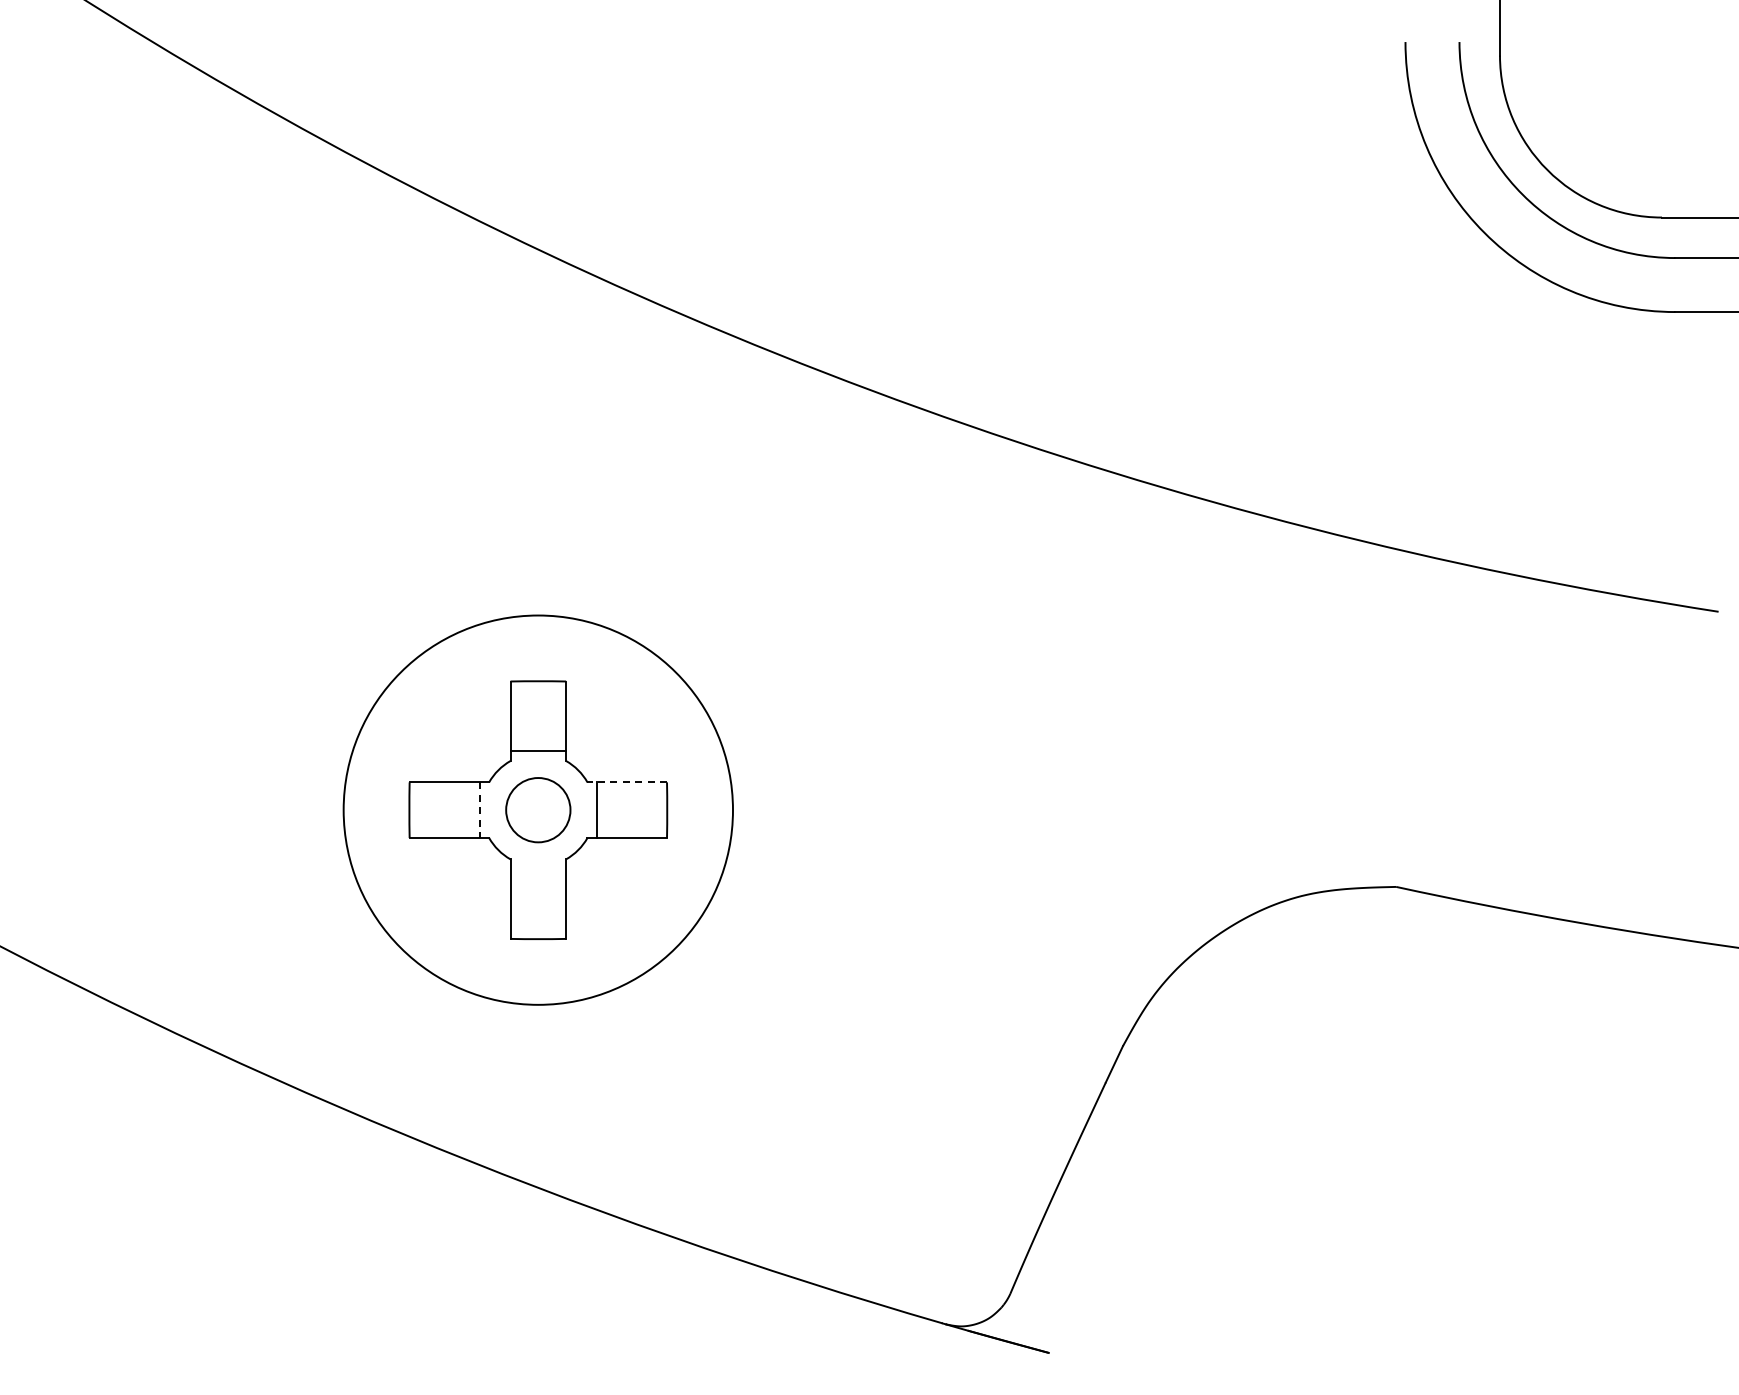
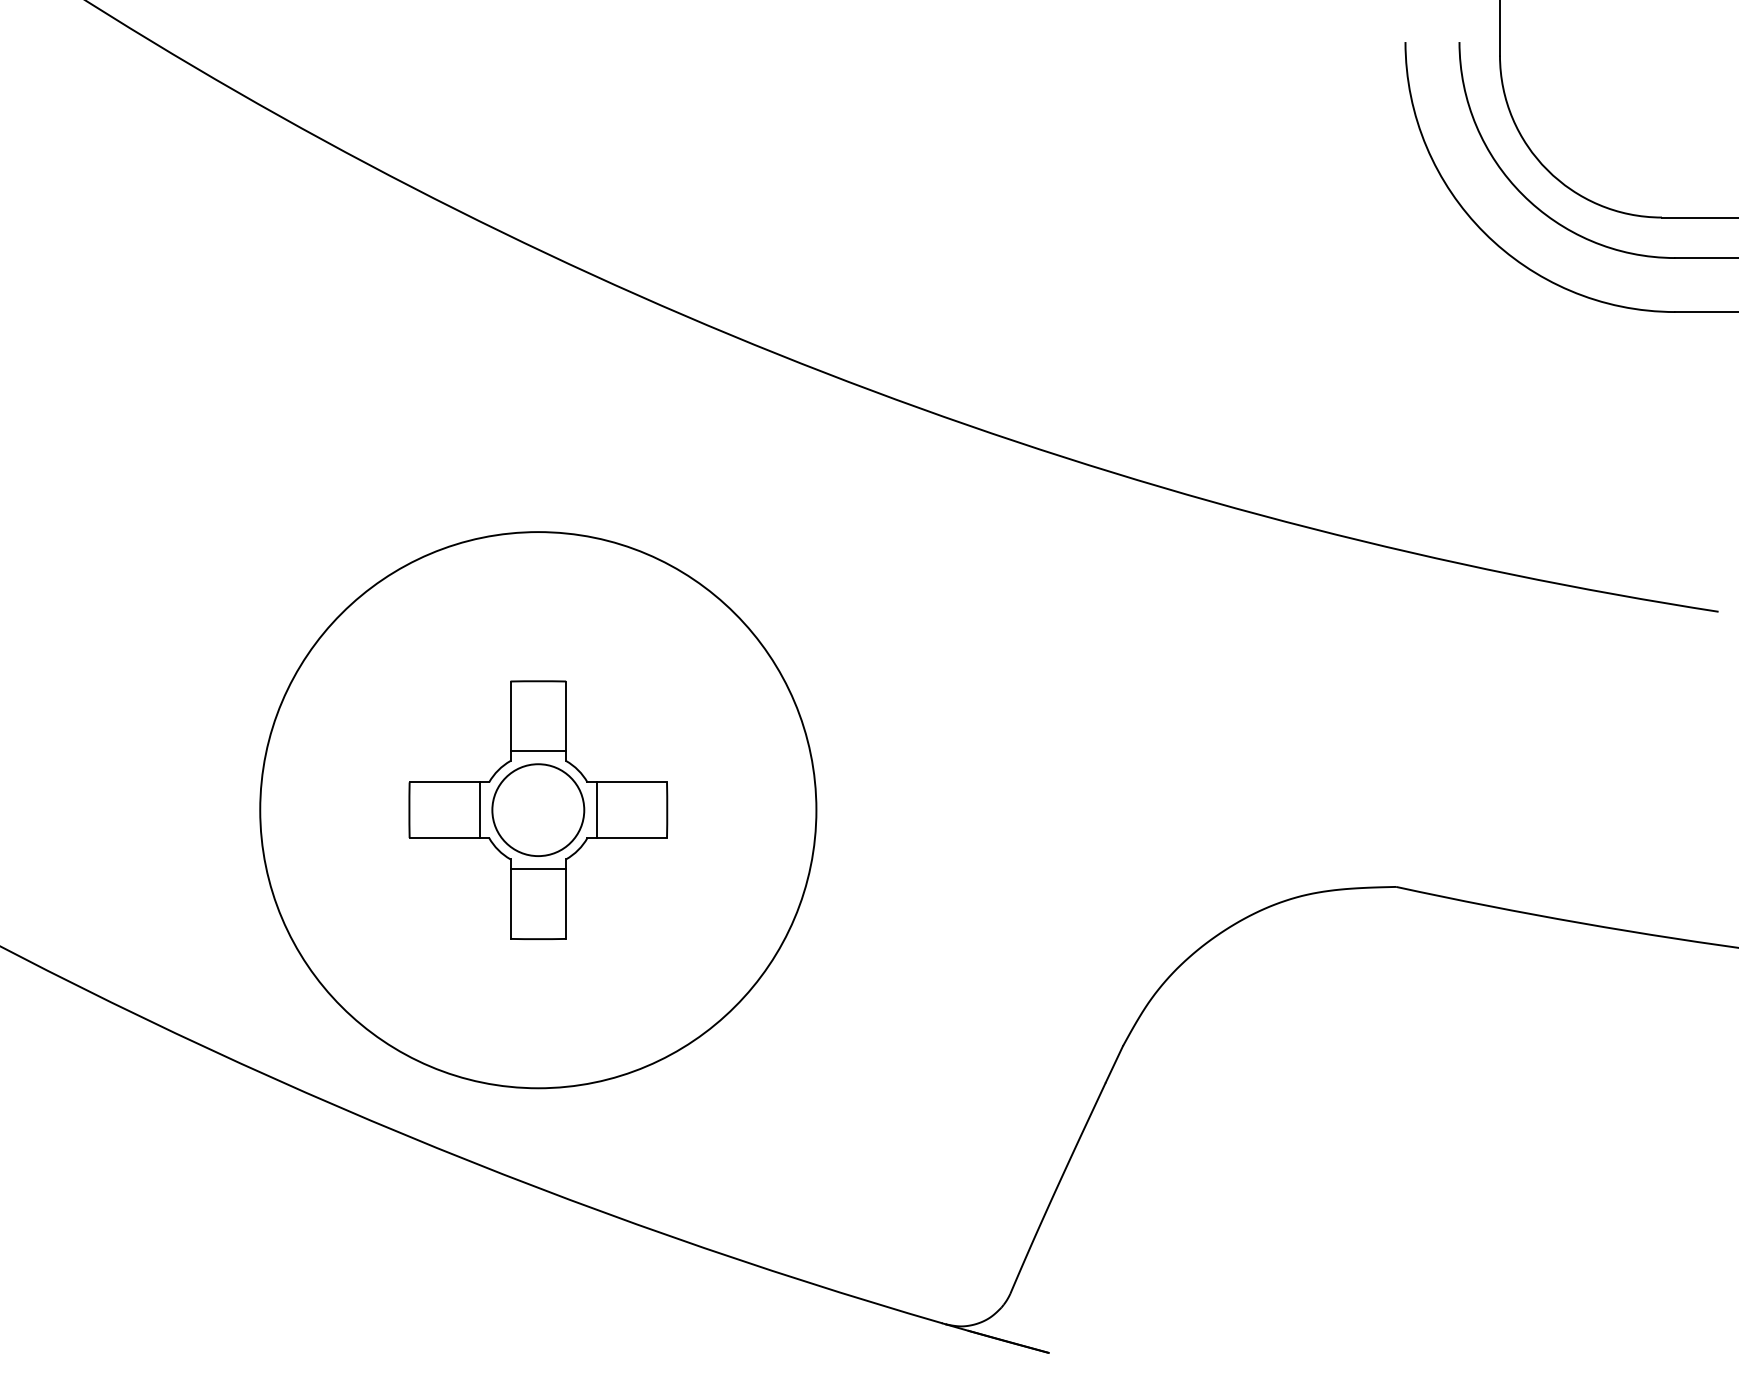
line: dashed -> solid (627, 782)
circle diameter: 389 px -> 556 px (538, 810)
line: dashed -> solid (479, 810)
circle diameter: 64 px -> 92 px (538, 810)
line: none -> present (538, 869)
